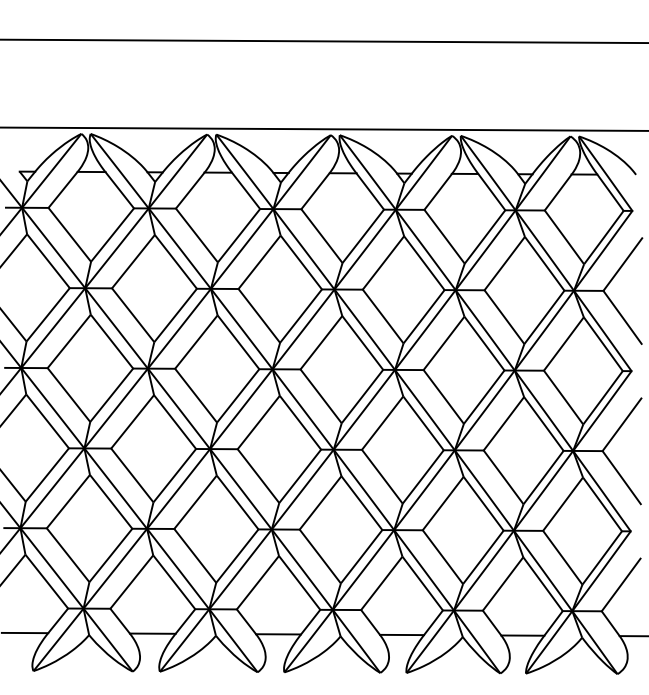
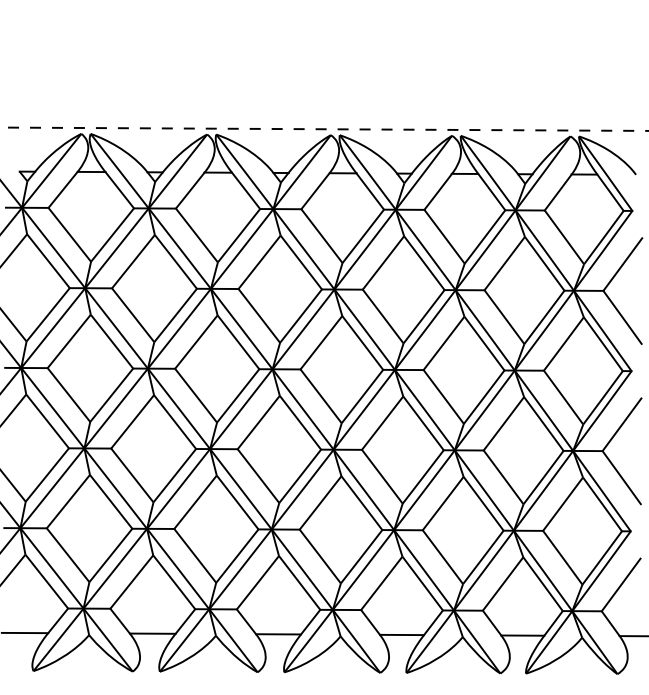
line: present -> none (323, 41)
line: solid -> dashed (324, 129)
